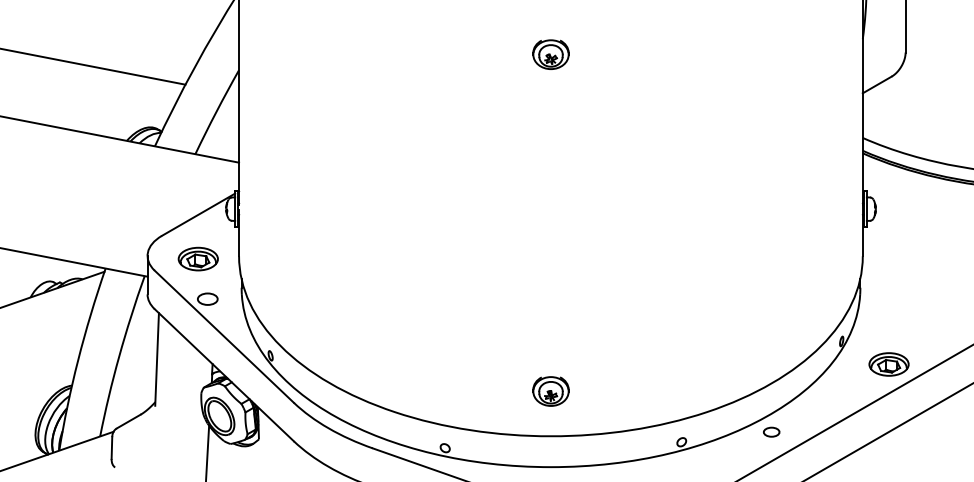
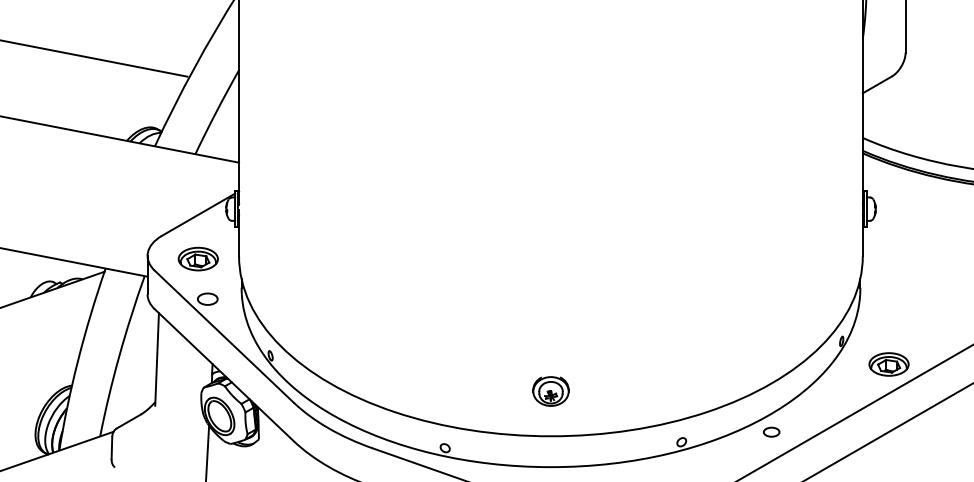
part: present -> none (550, 54)
line position: (93, 66) -> (94, 58) (94, 58)
